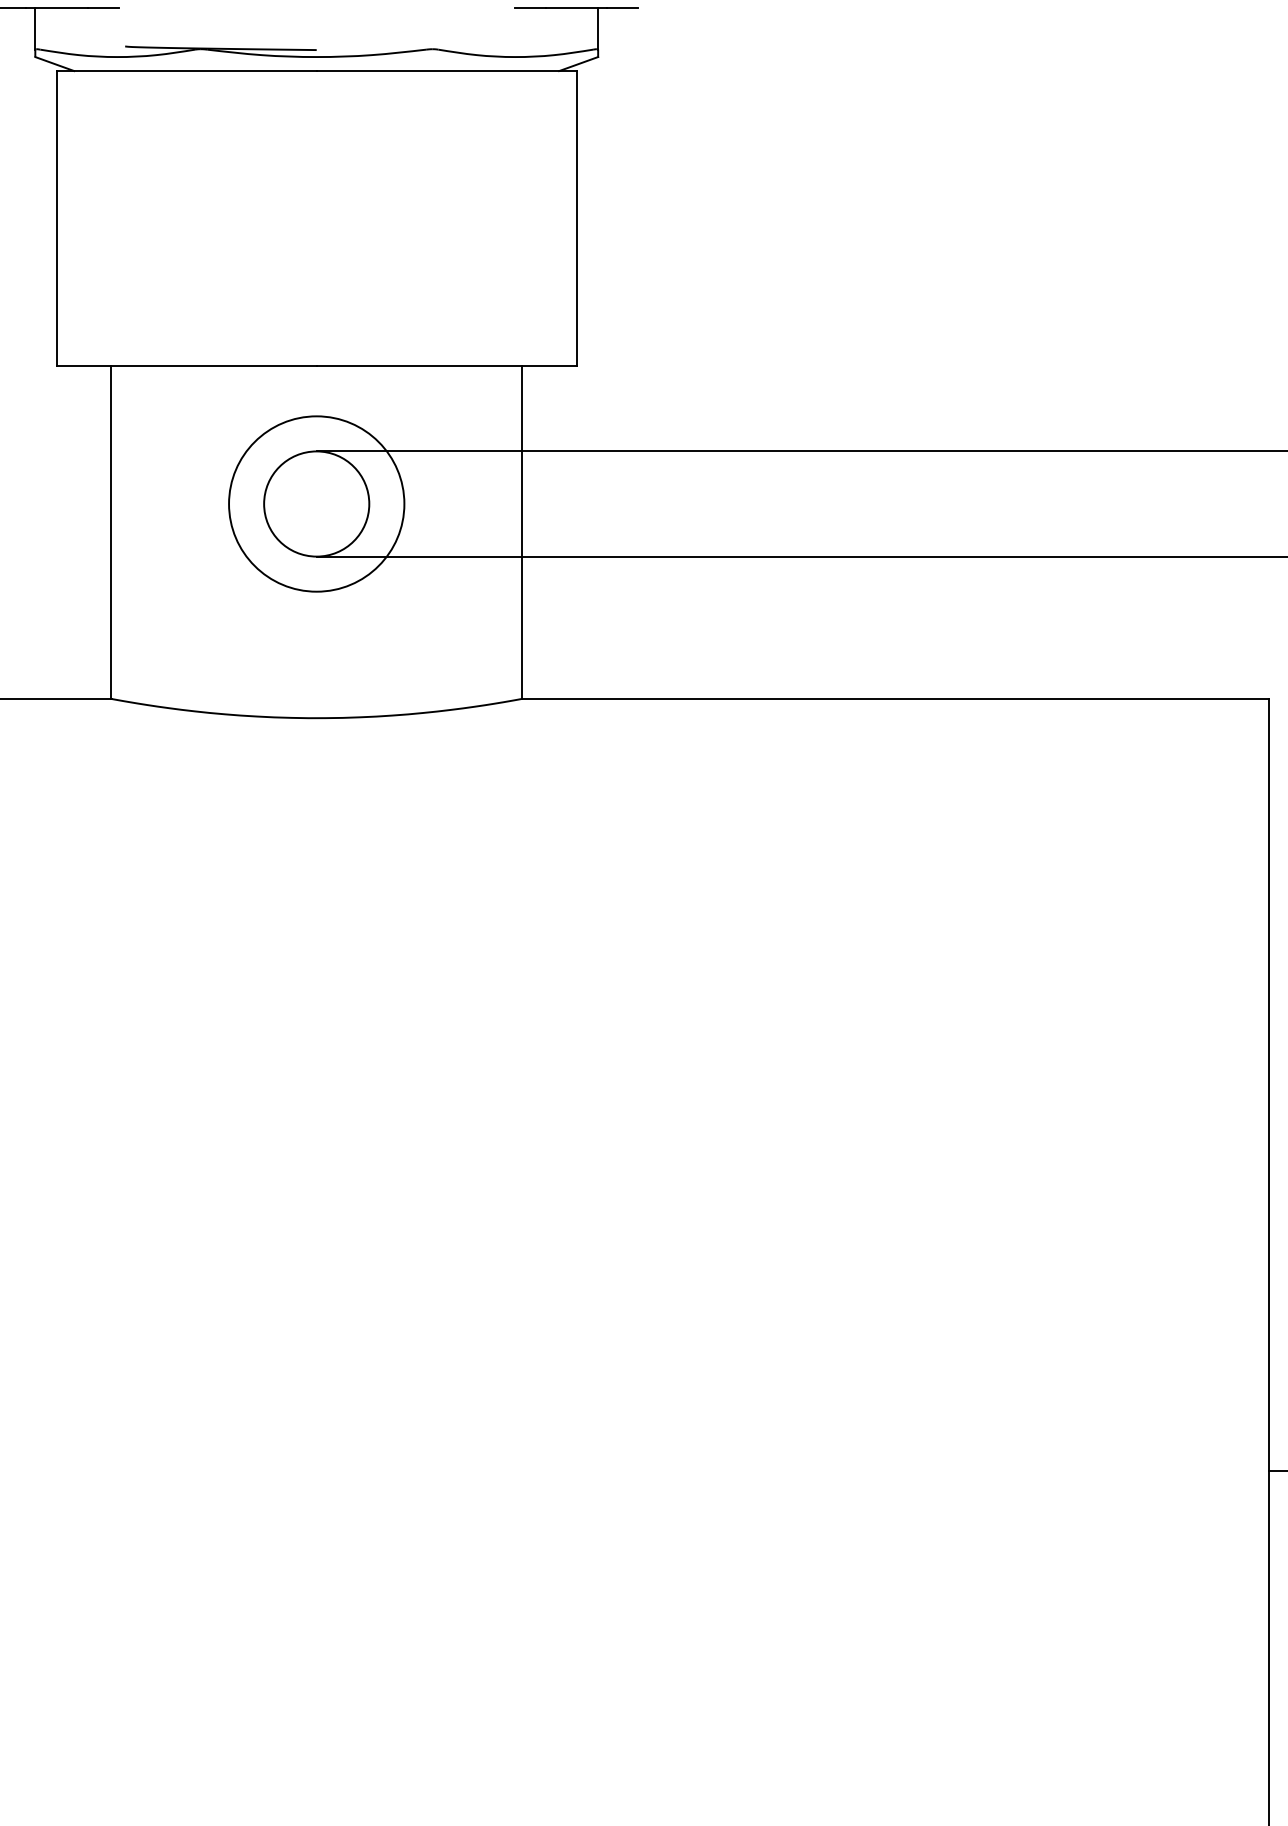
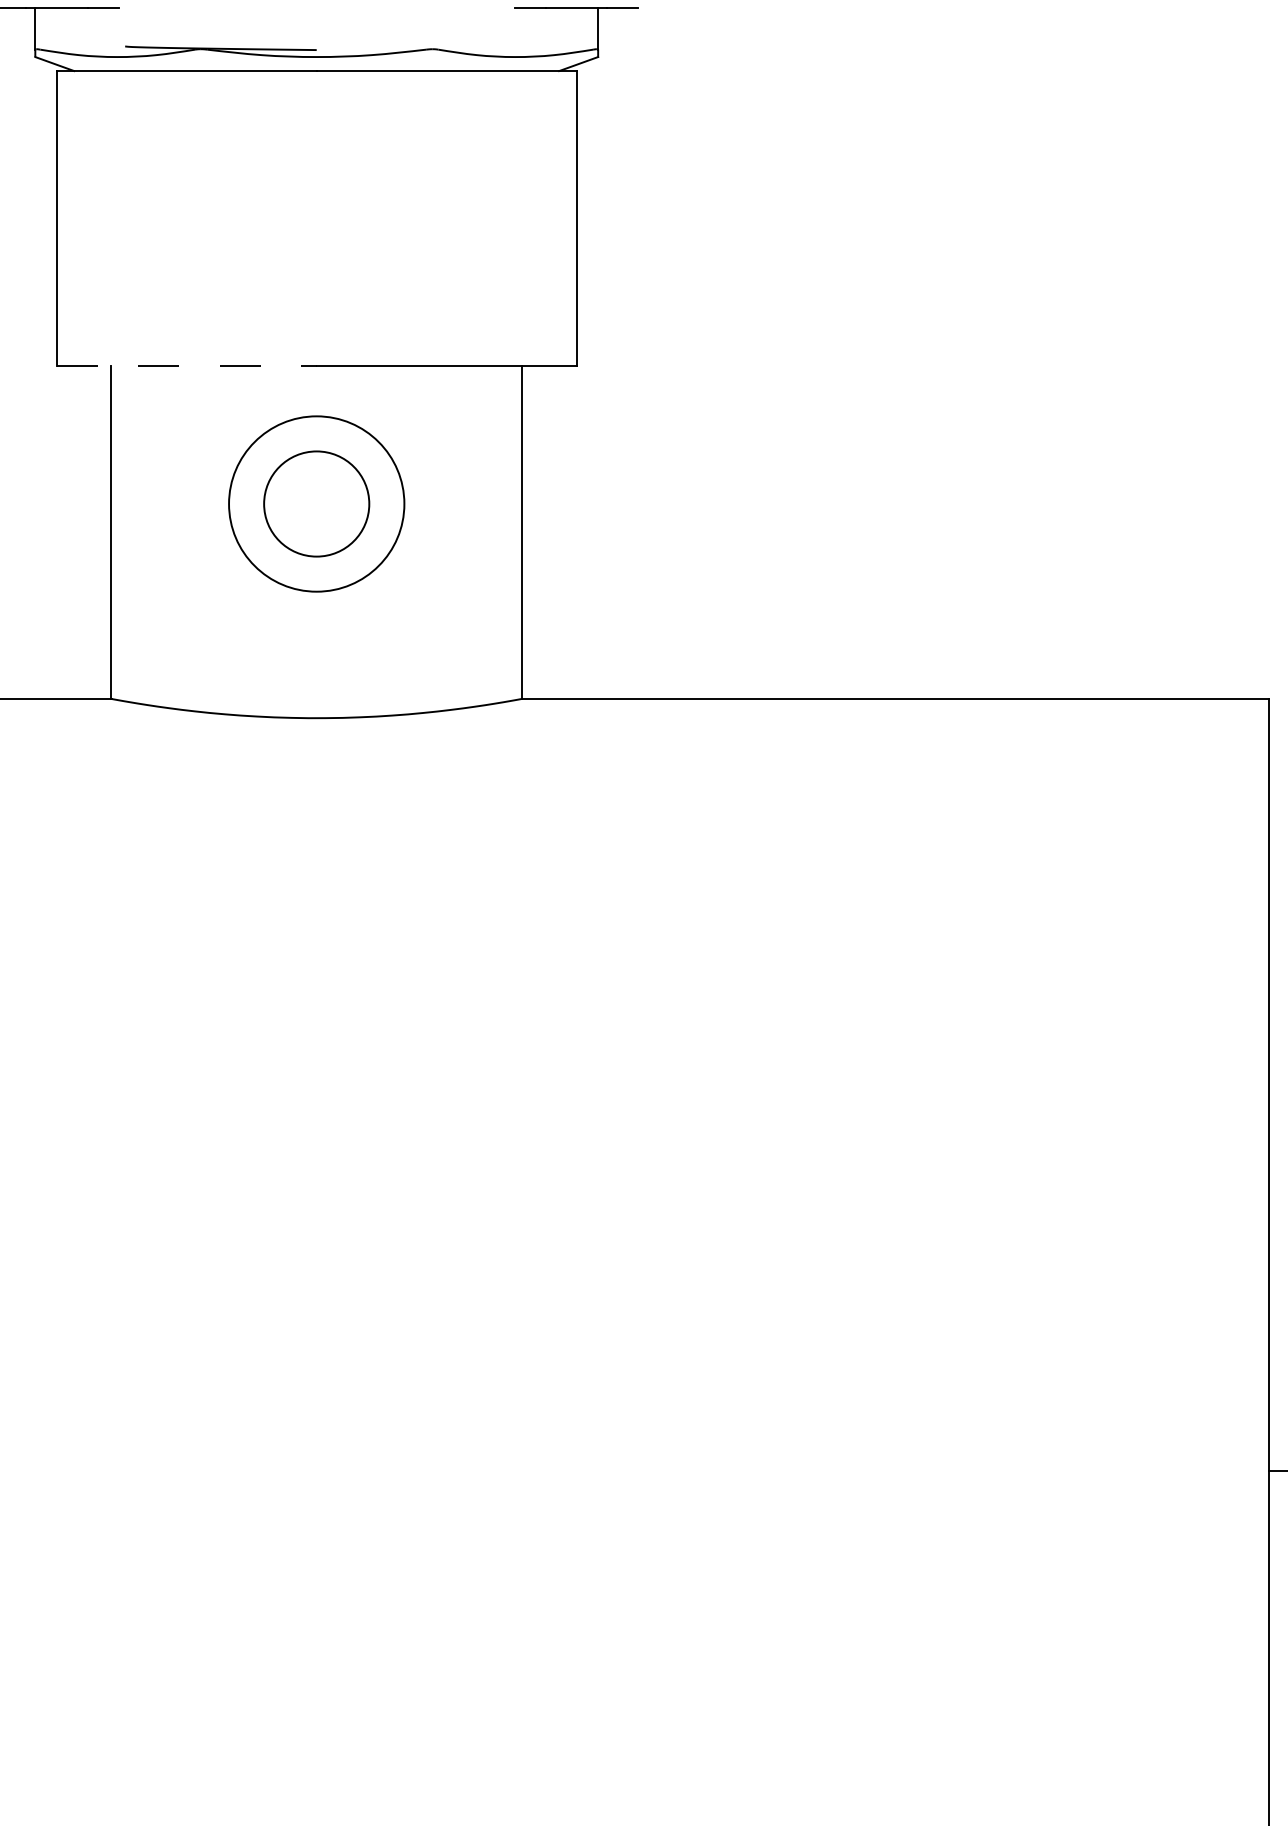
line: solid -> dashed (186, 365)
line: present -> none (800, 451)
line: present -> none (800, 556)
